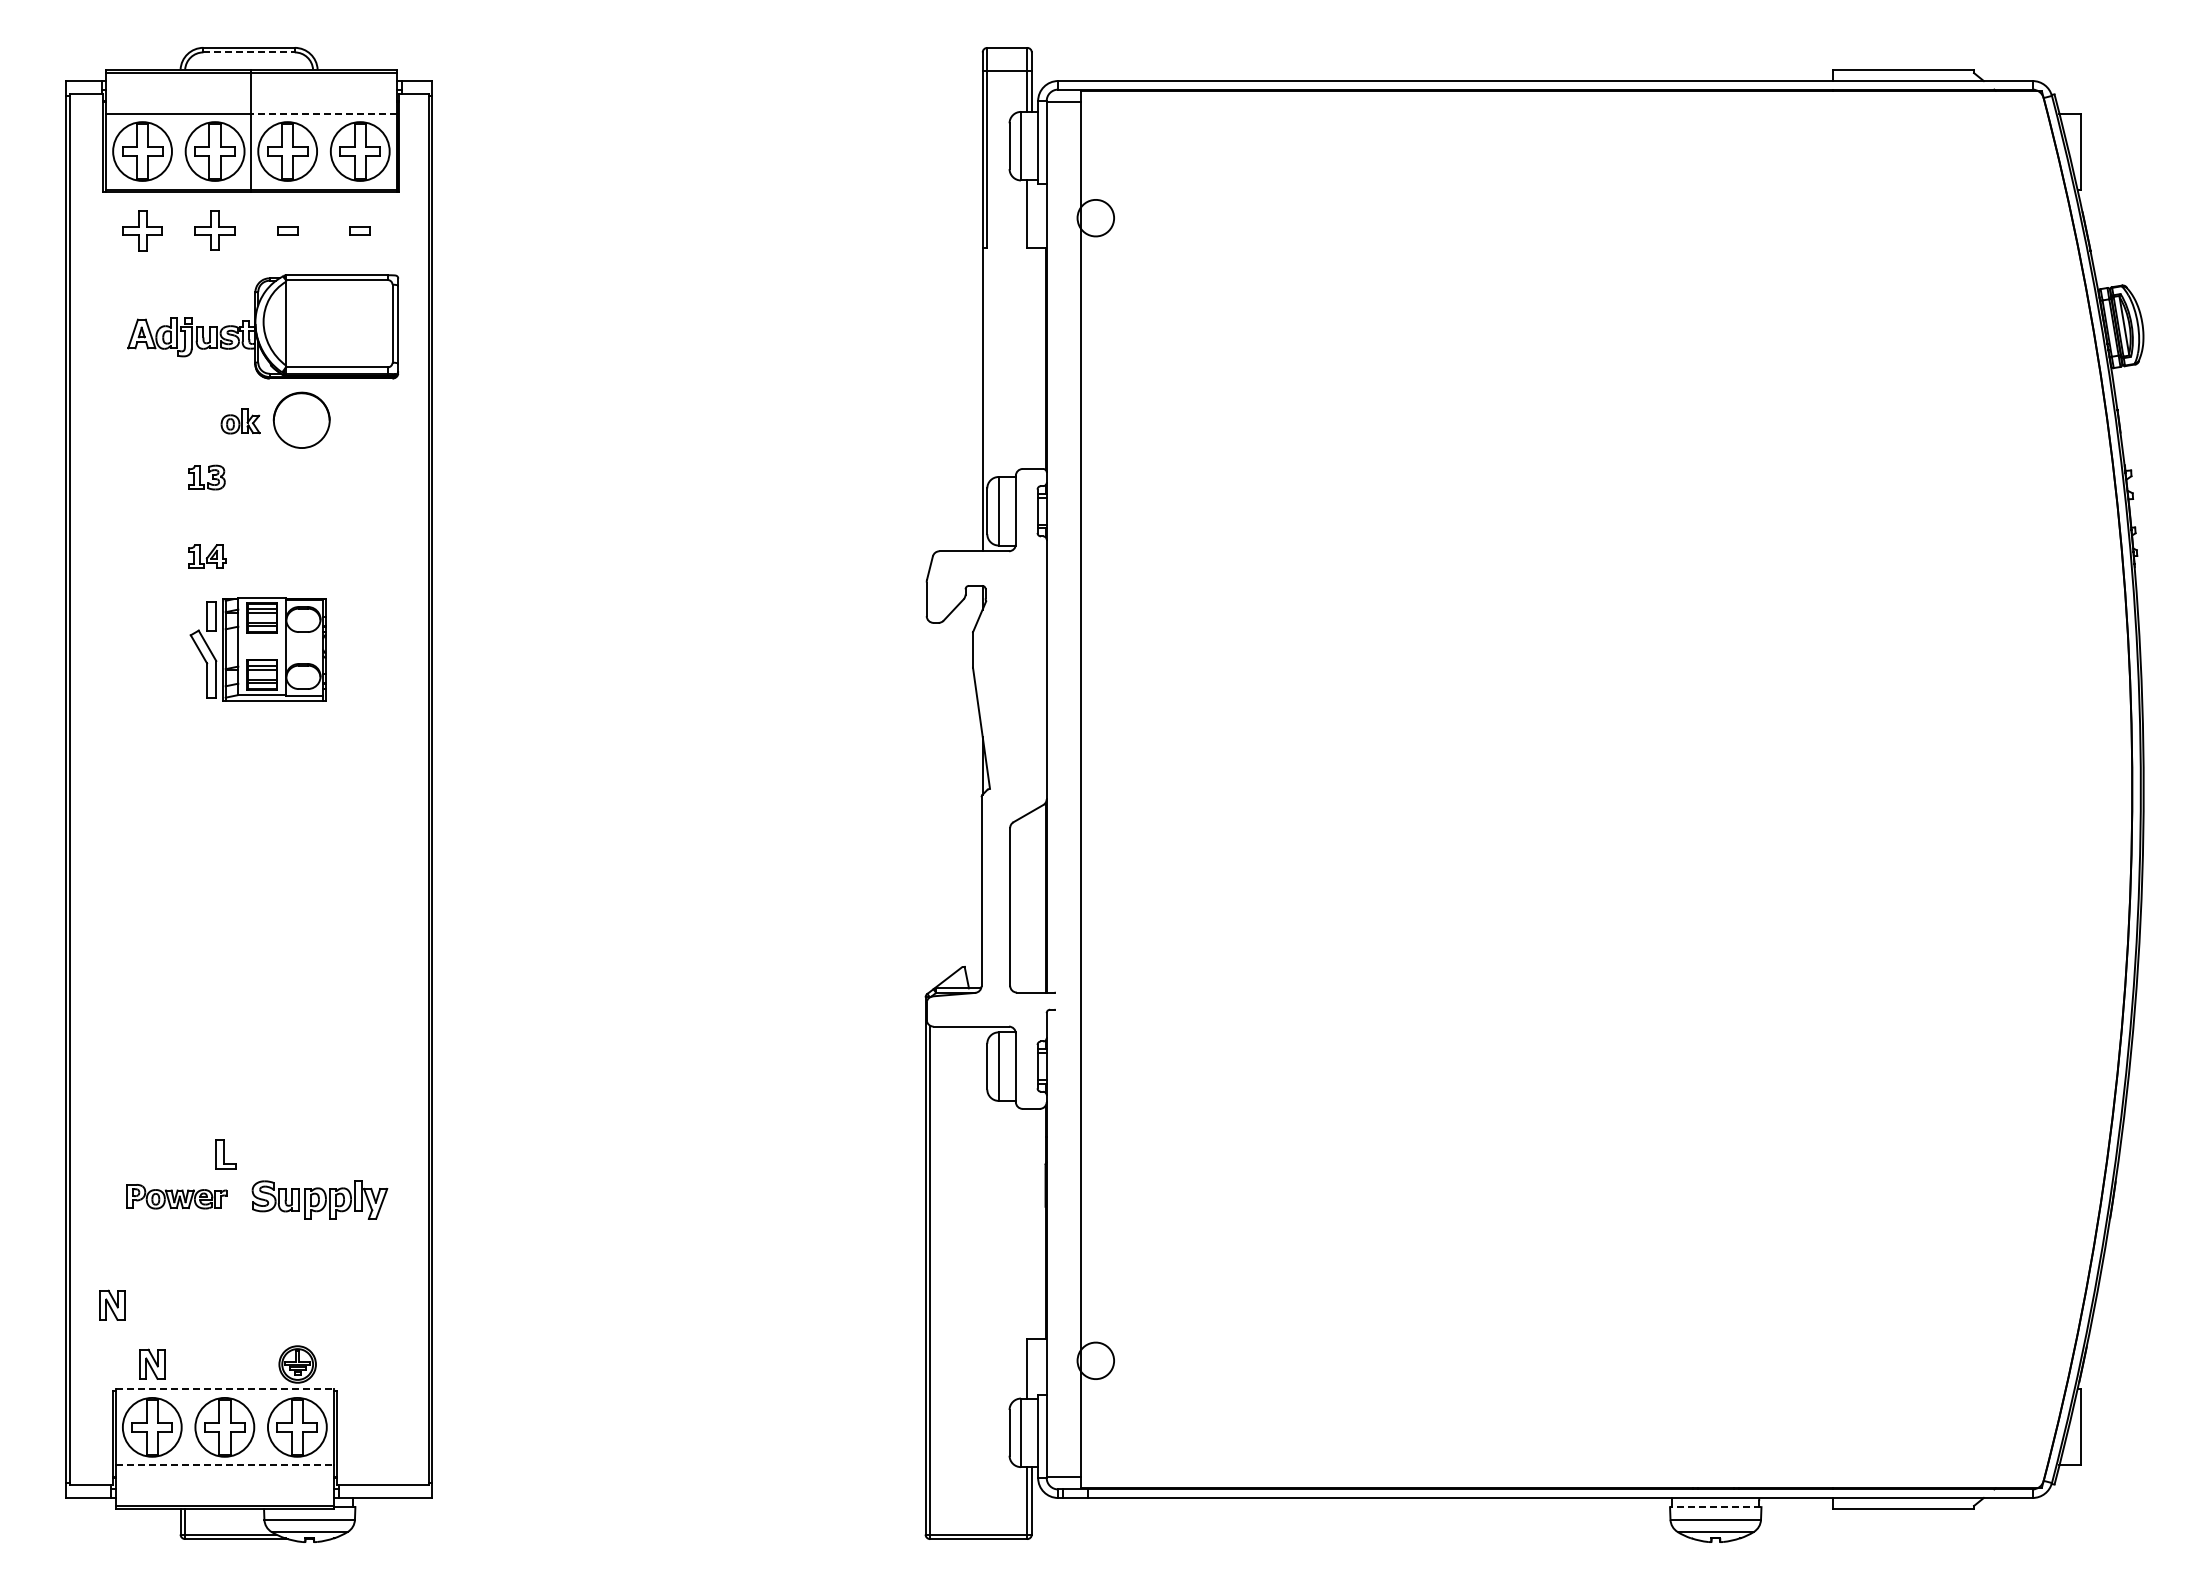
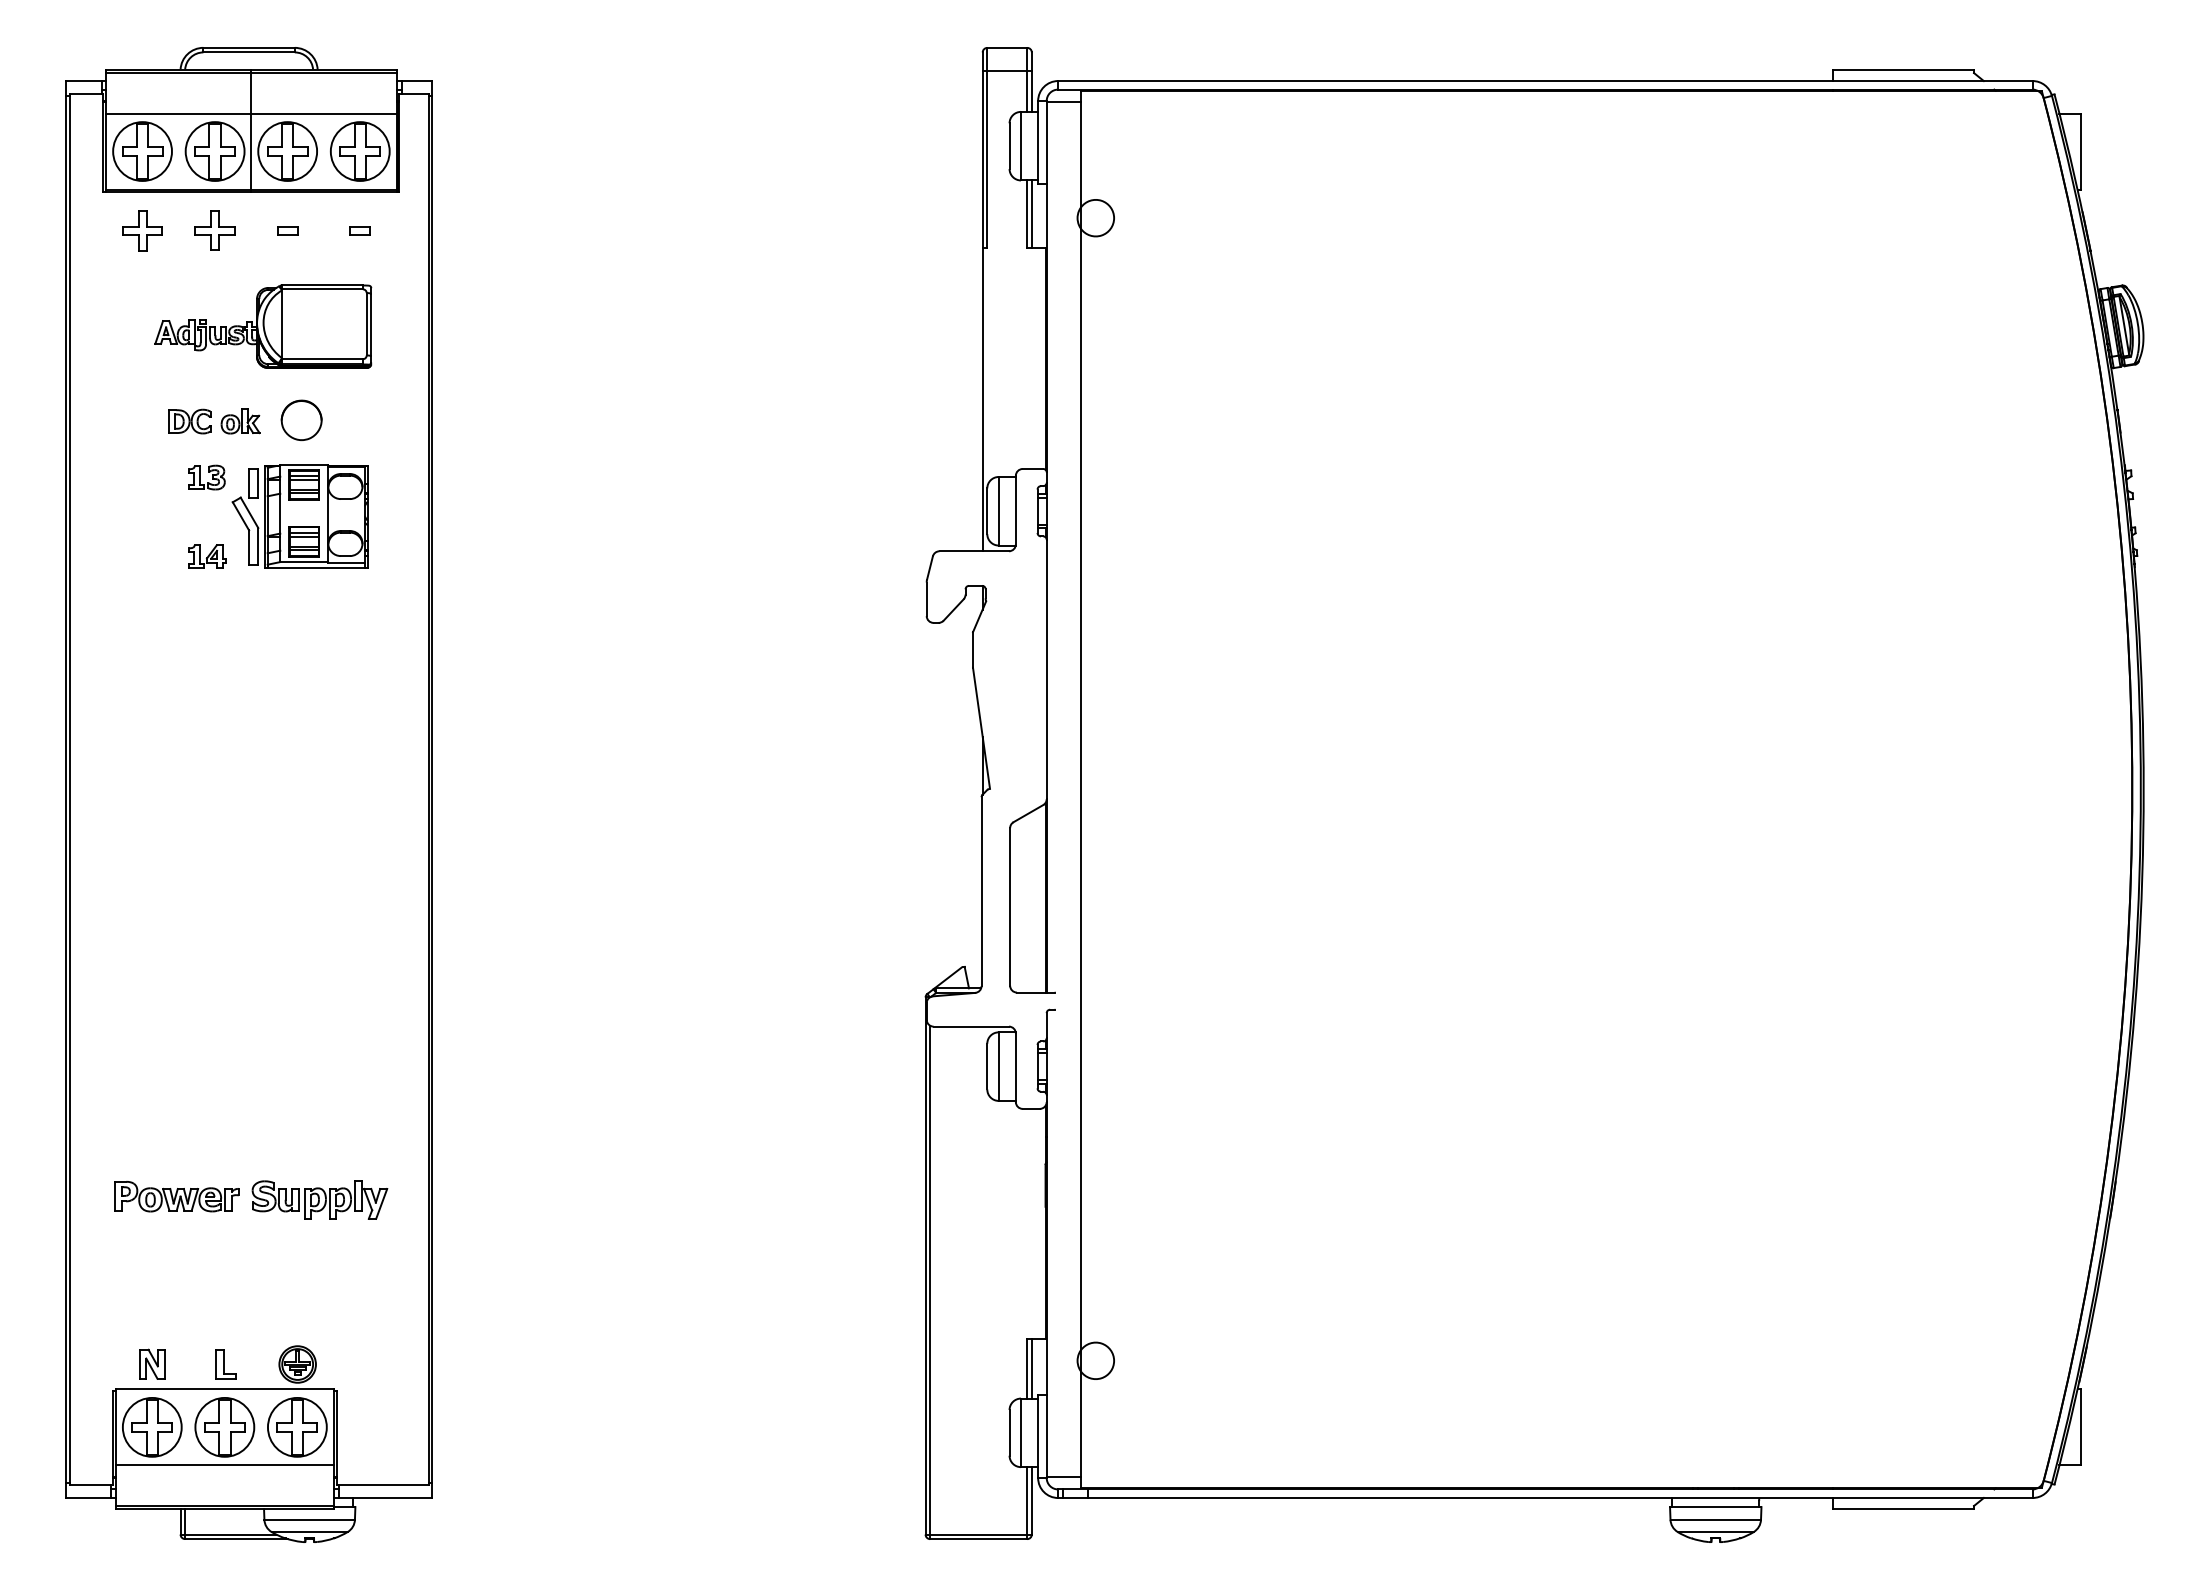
line: dashed -> solid (249, 52)
line: dashed -> solid (323, 113)
line: none -> present (1031, 213)
part size: 273x106 px -> 219x85 px (263, 326)
part size: 59x58 px -> 43x43 px (301, 420)
part: none -> present (189, 421)
part position: (257, 649) -> (299, 516) (299, 516)
part position: (225, 1154) -> (225, 1364) (225, 1364)
part size: 102x26 px -> 126x32 px (176, 1196)
part: present -> none (112, 1304)
line: none -> present (1031, 1368)
line: dashed -> solid (224, 1389)
line: dashed -> solid (224, 1465)
line: dashed -> solid (1715, 1507)
